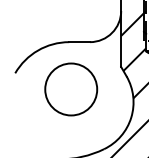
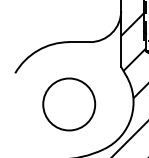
circle position: (71, 89) -> (69, 104) (69, 104)
